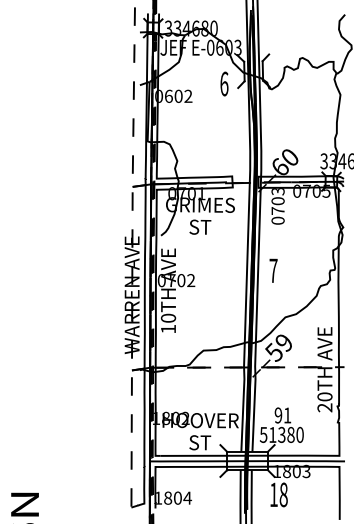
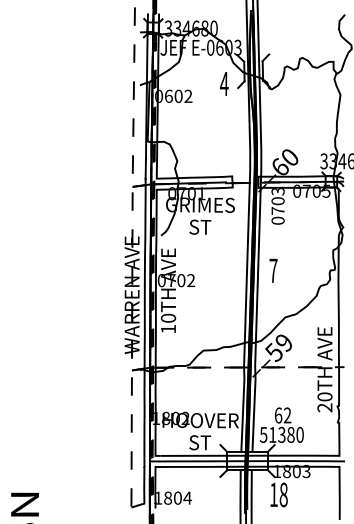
text: 6 -> 4 (223, 83)
text: 91 -> 62 (282, 415)
